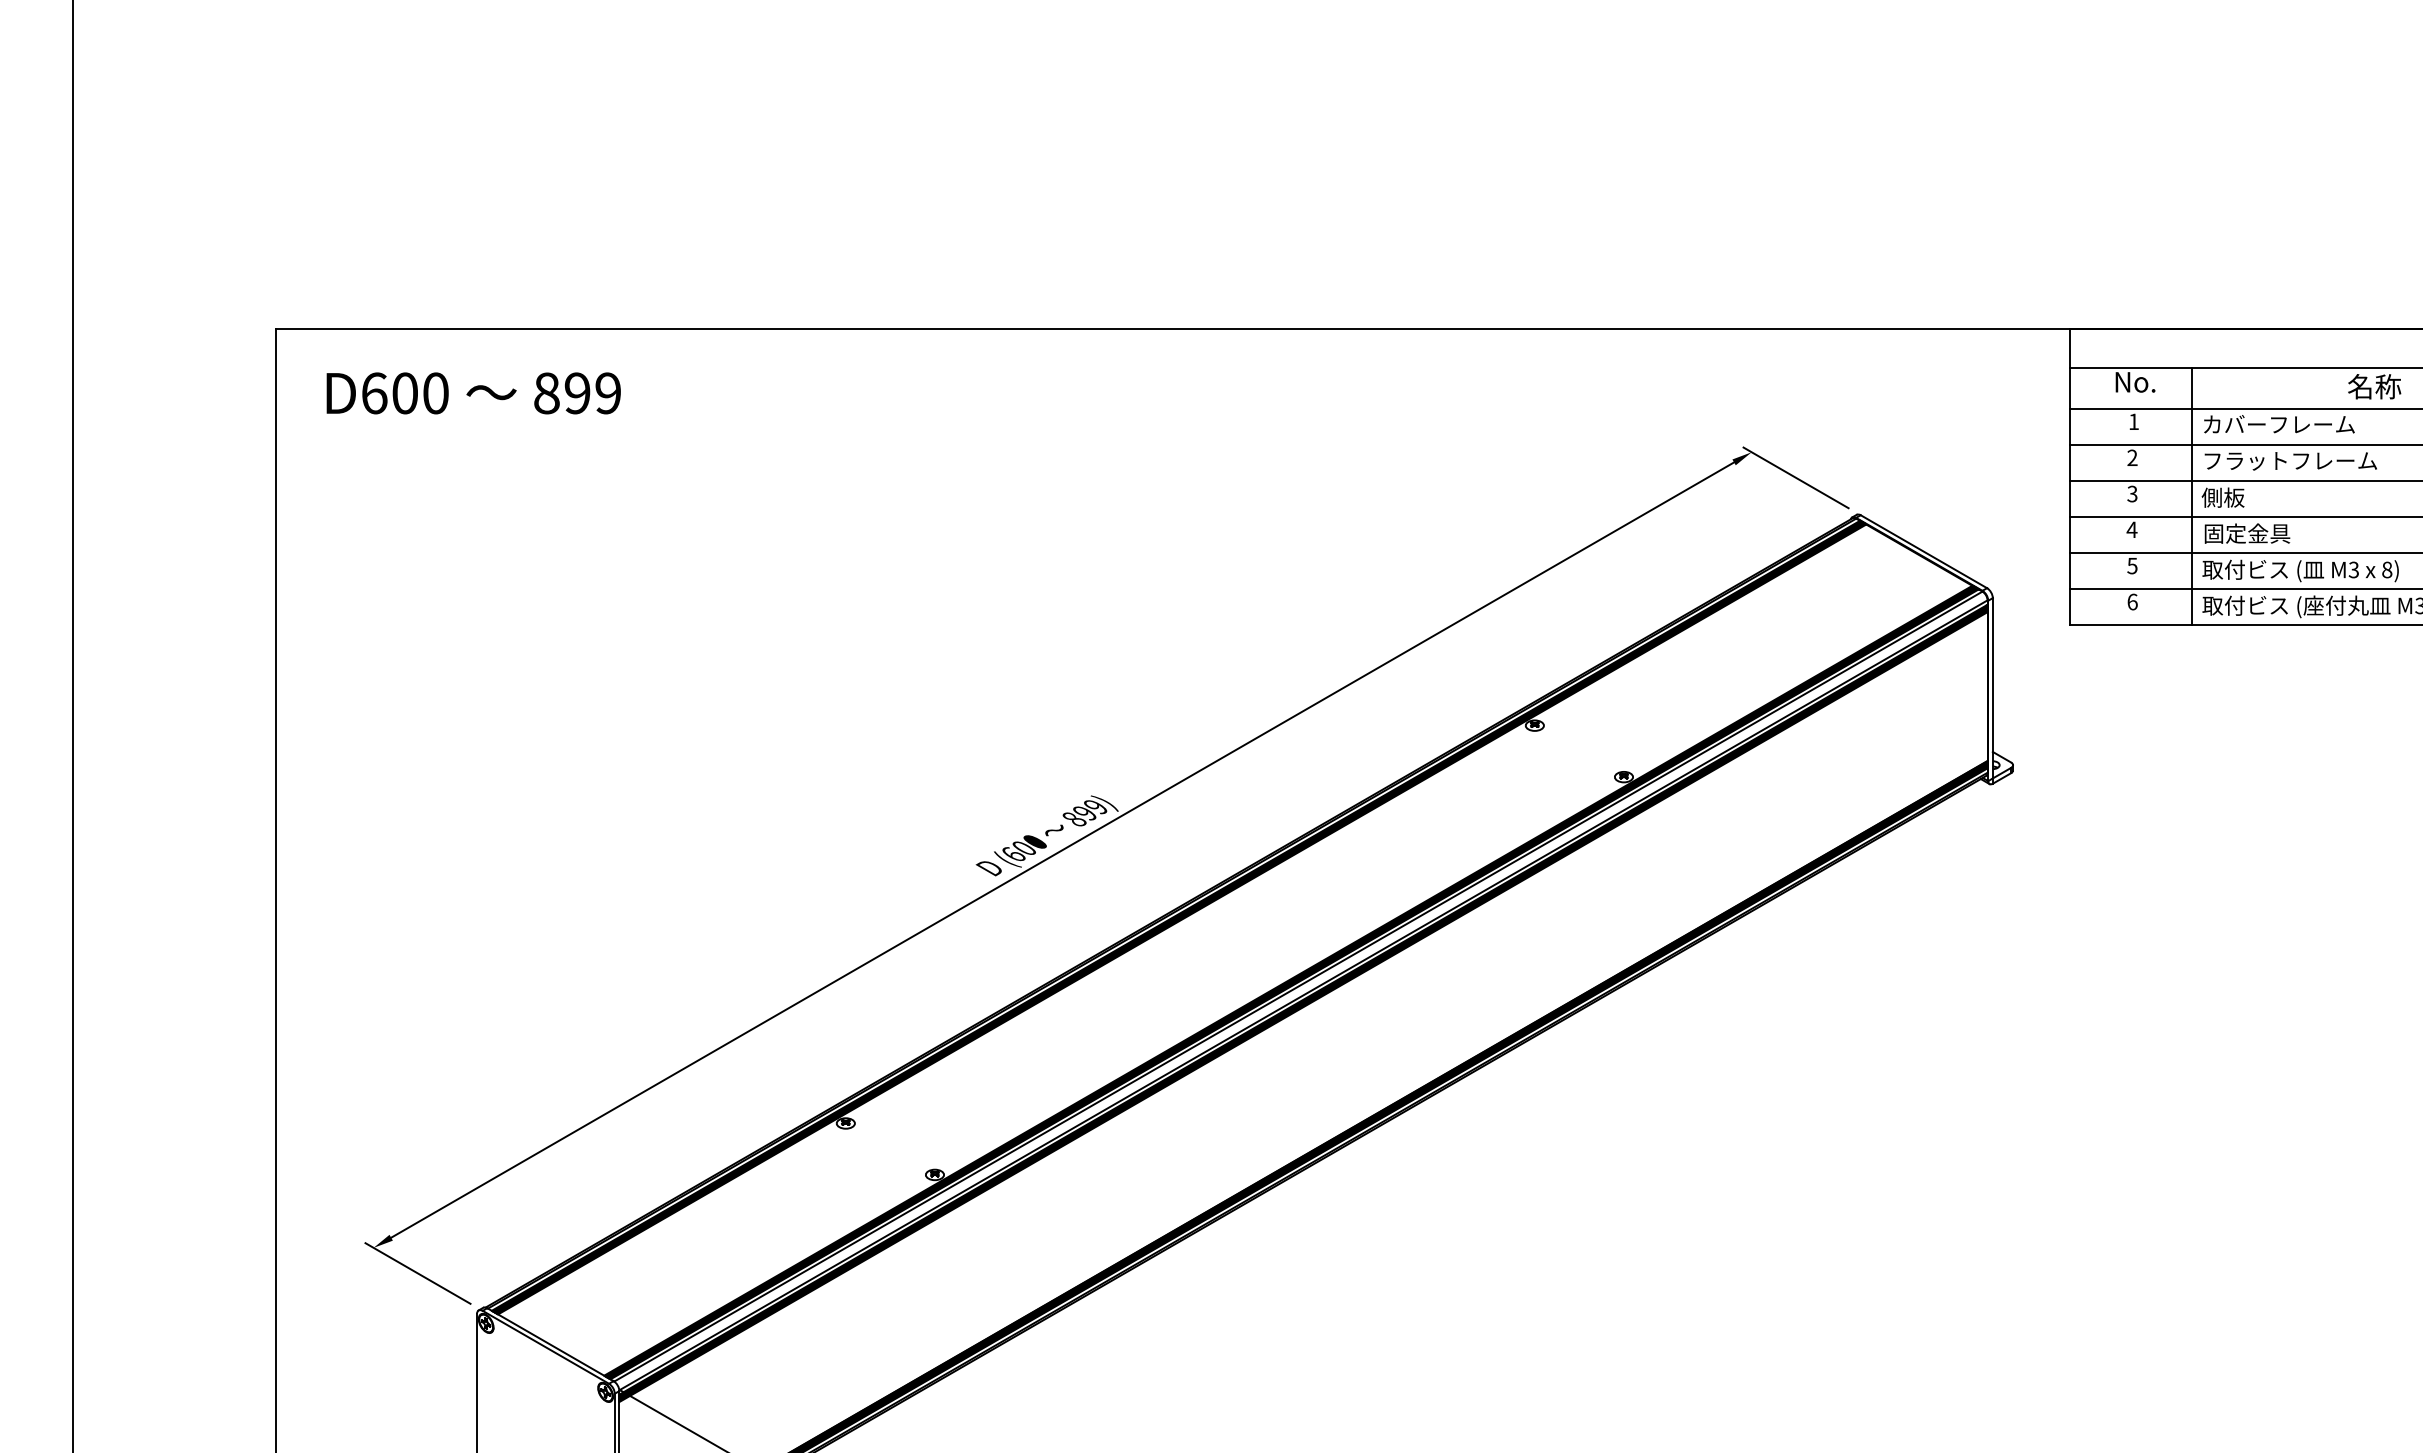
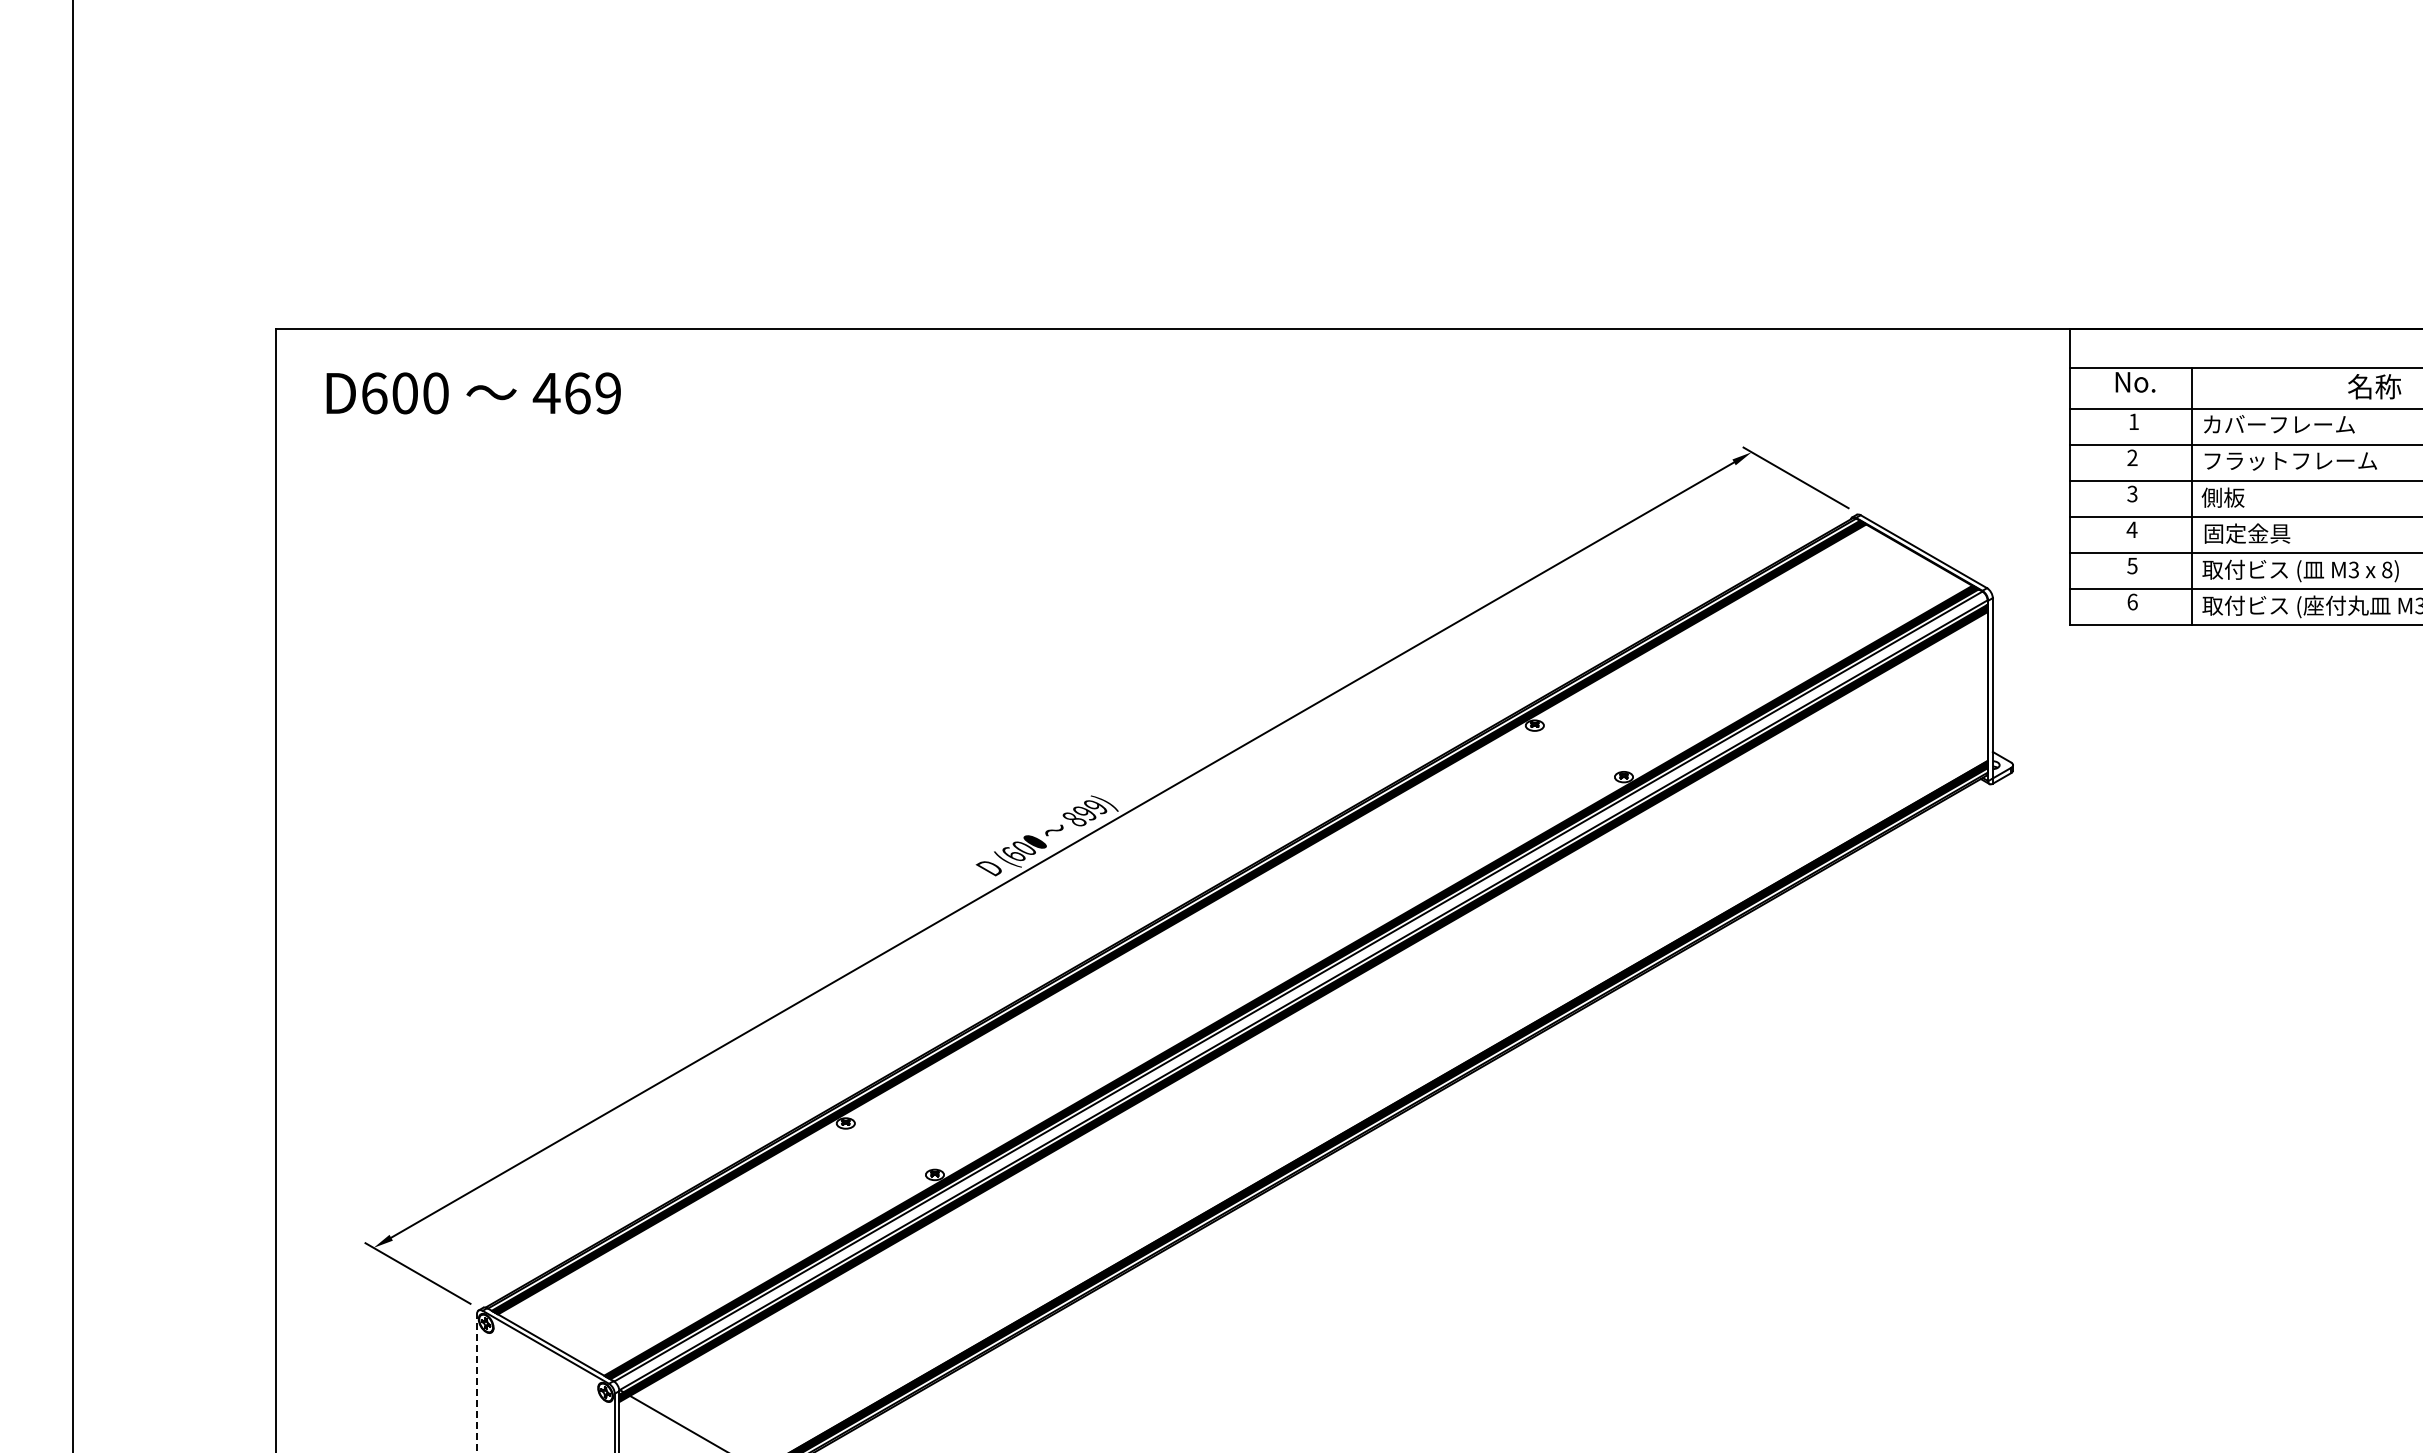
text: 899 -> 469 (561, 393)
line: solid -> dashed (476, 1382)
